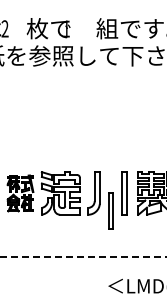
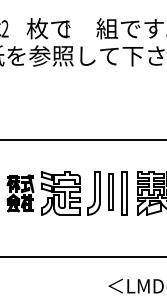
line: none -> present (82, 139)
part position: (110, 210) -> (110, 191) (110, 191)
line: dashed -> solid (83, 257)
